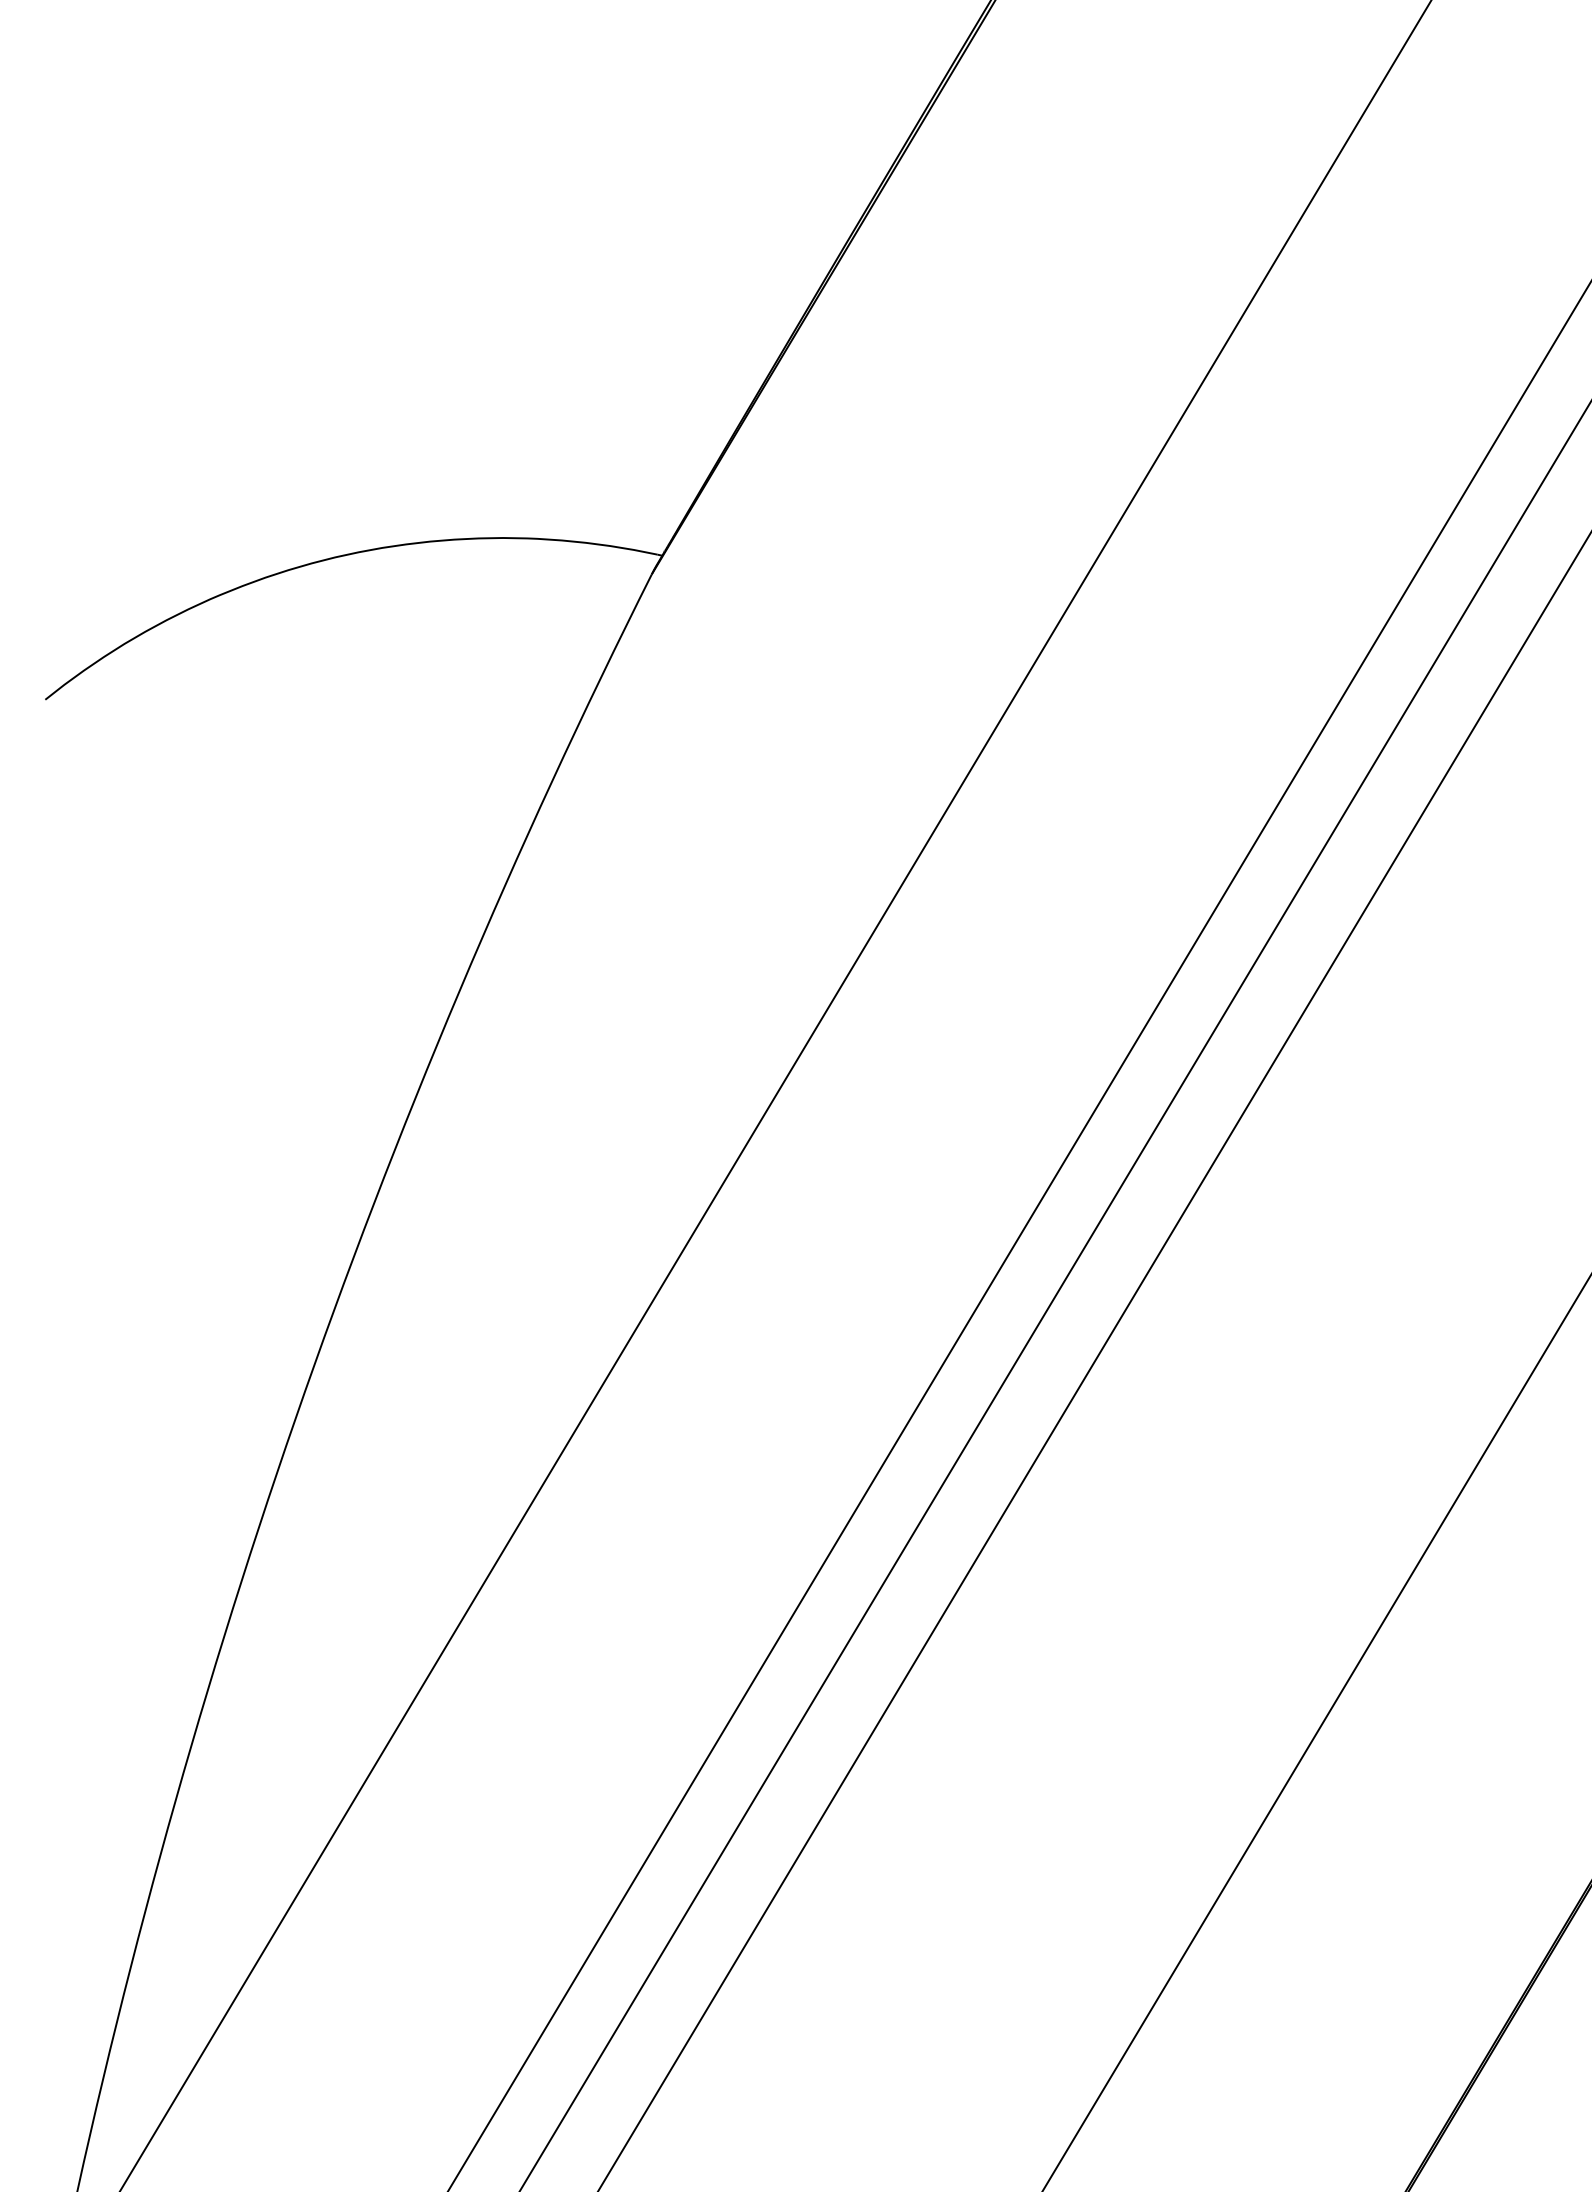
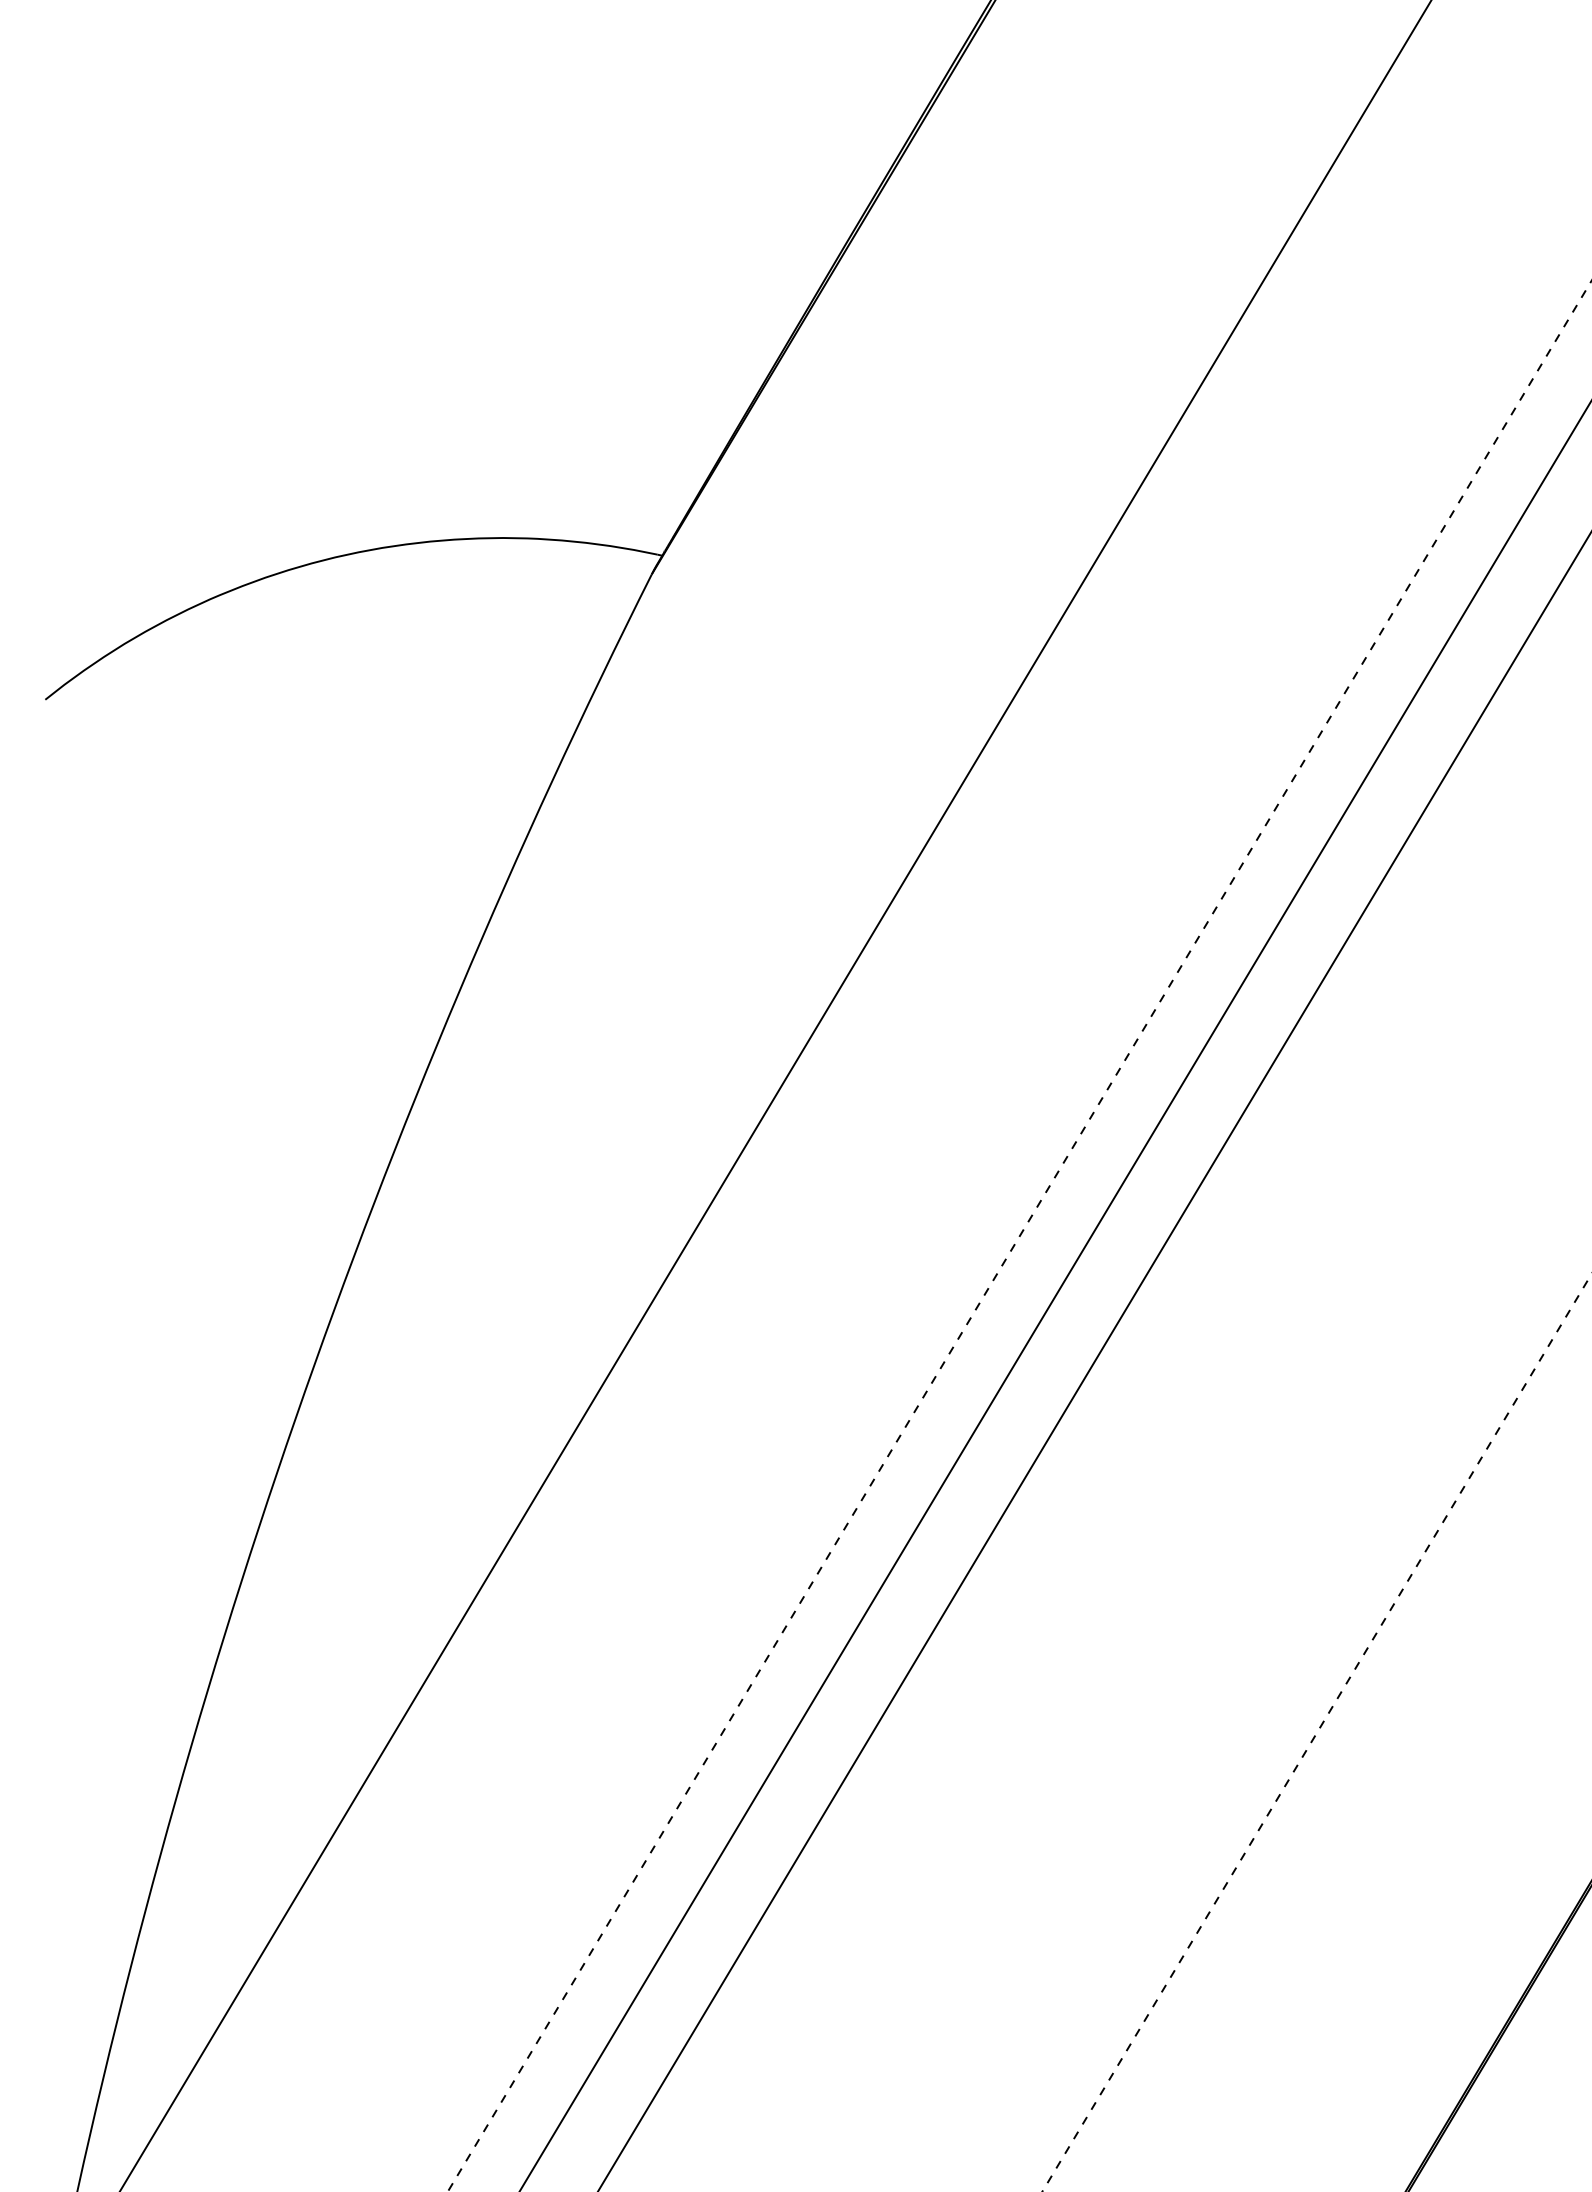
line: solid -> dashed (1019, 1236)
line: solid -> dashed (1316, 1733)
